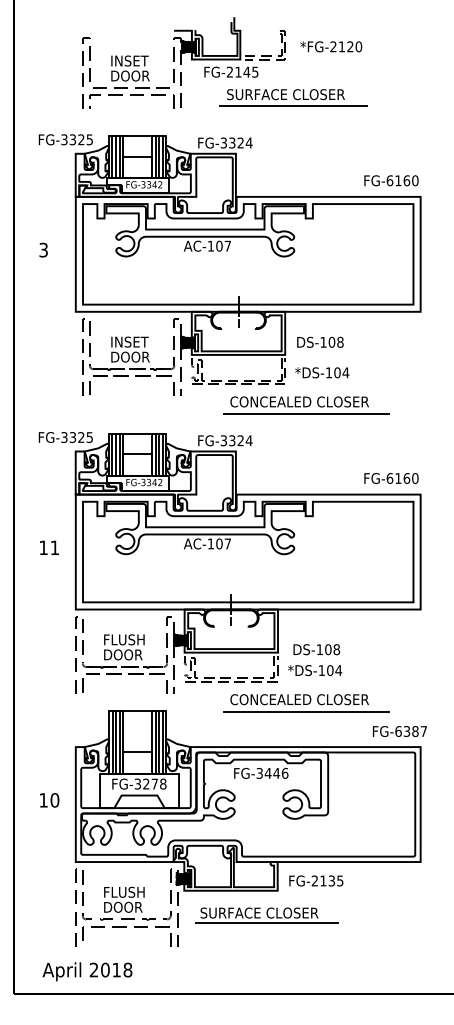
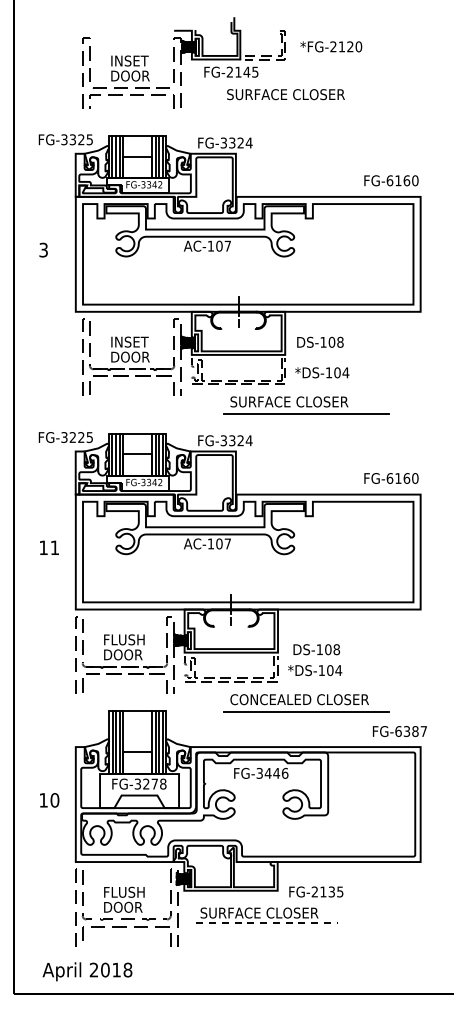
line: present -> none (293, 105)
text: CONCEALED CLOSER -> SURFACE CLOSER (299, 401)
text: FG-3325 -> FG-3225 (72, 437)
text position: (316, 880) -> (316, 891) (316, 891)
line: solid -> dashed (267, 923)
